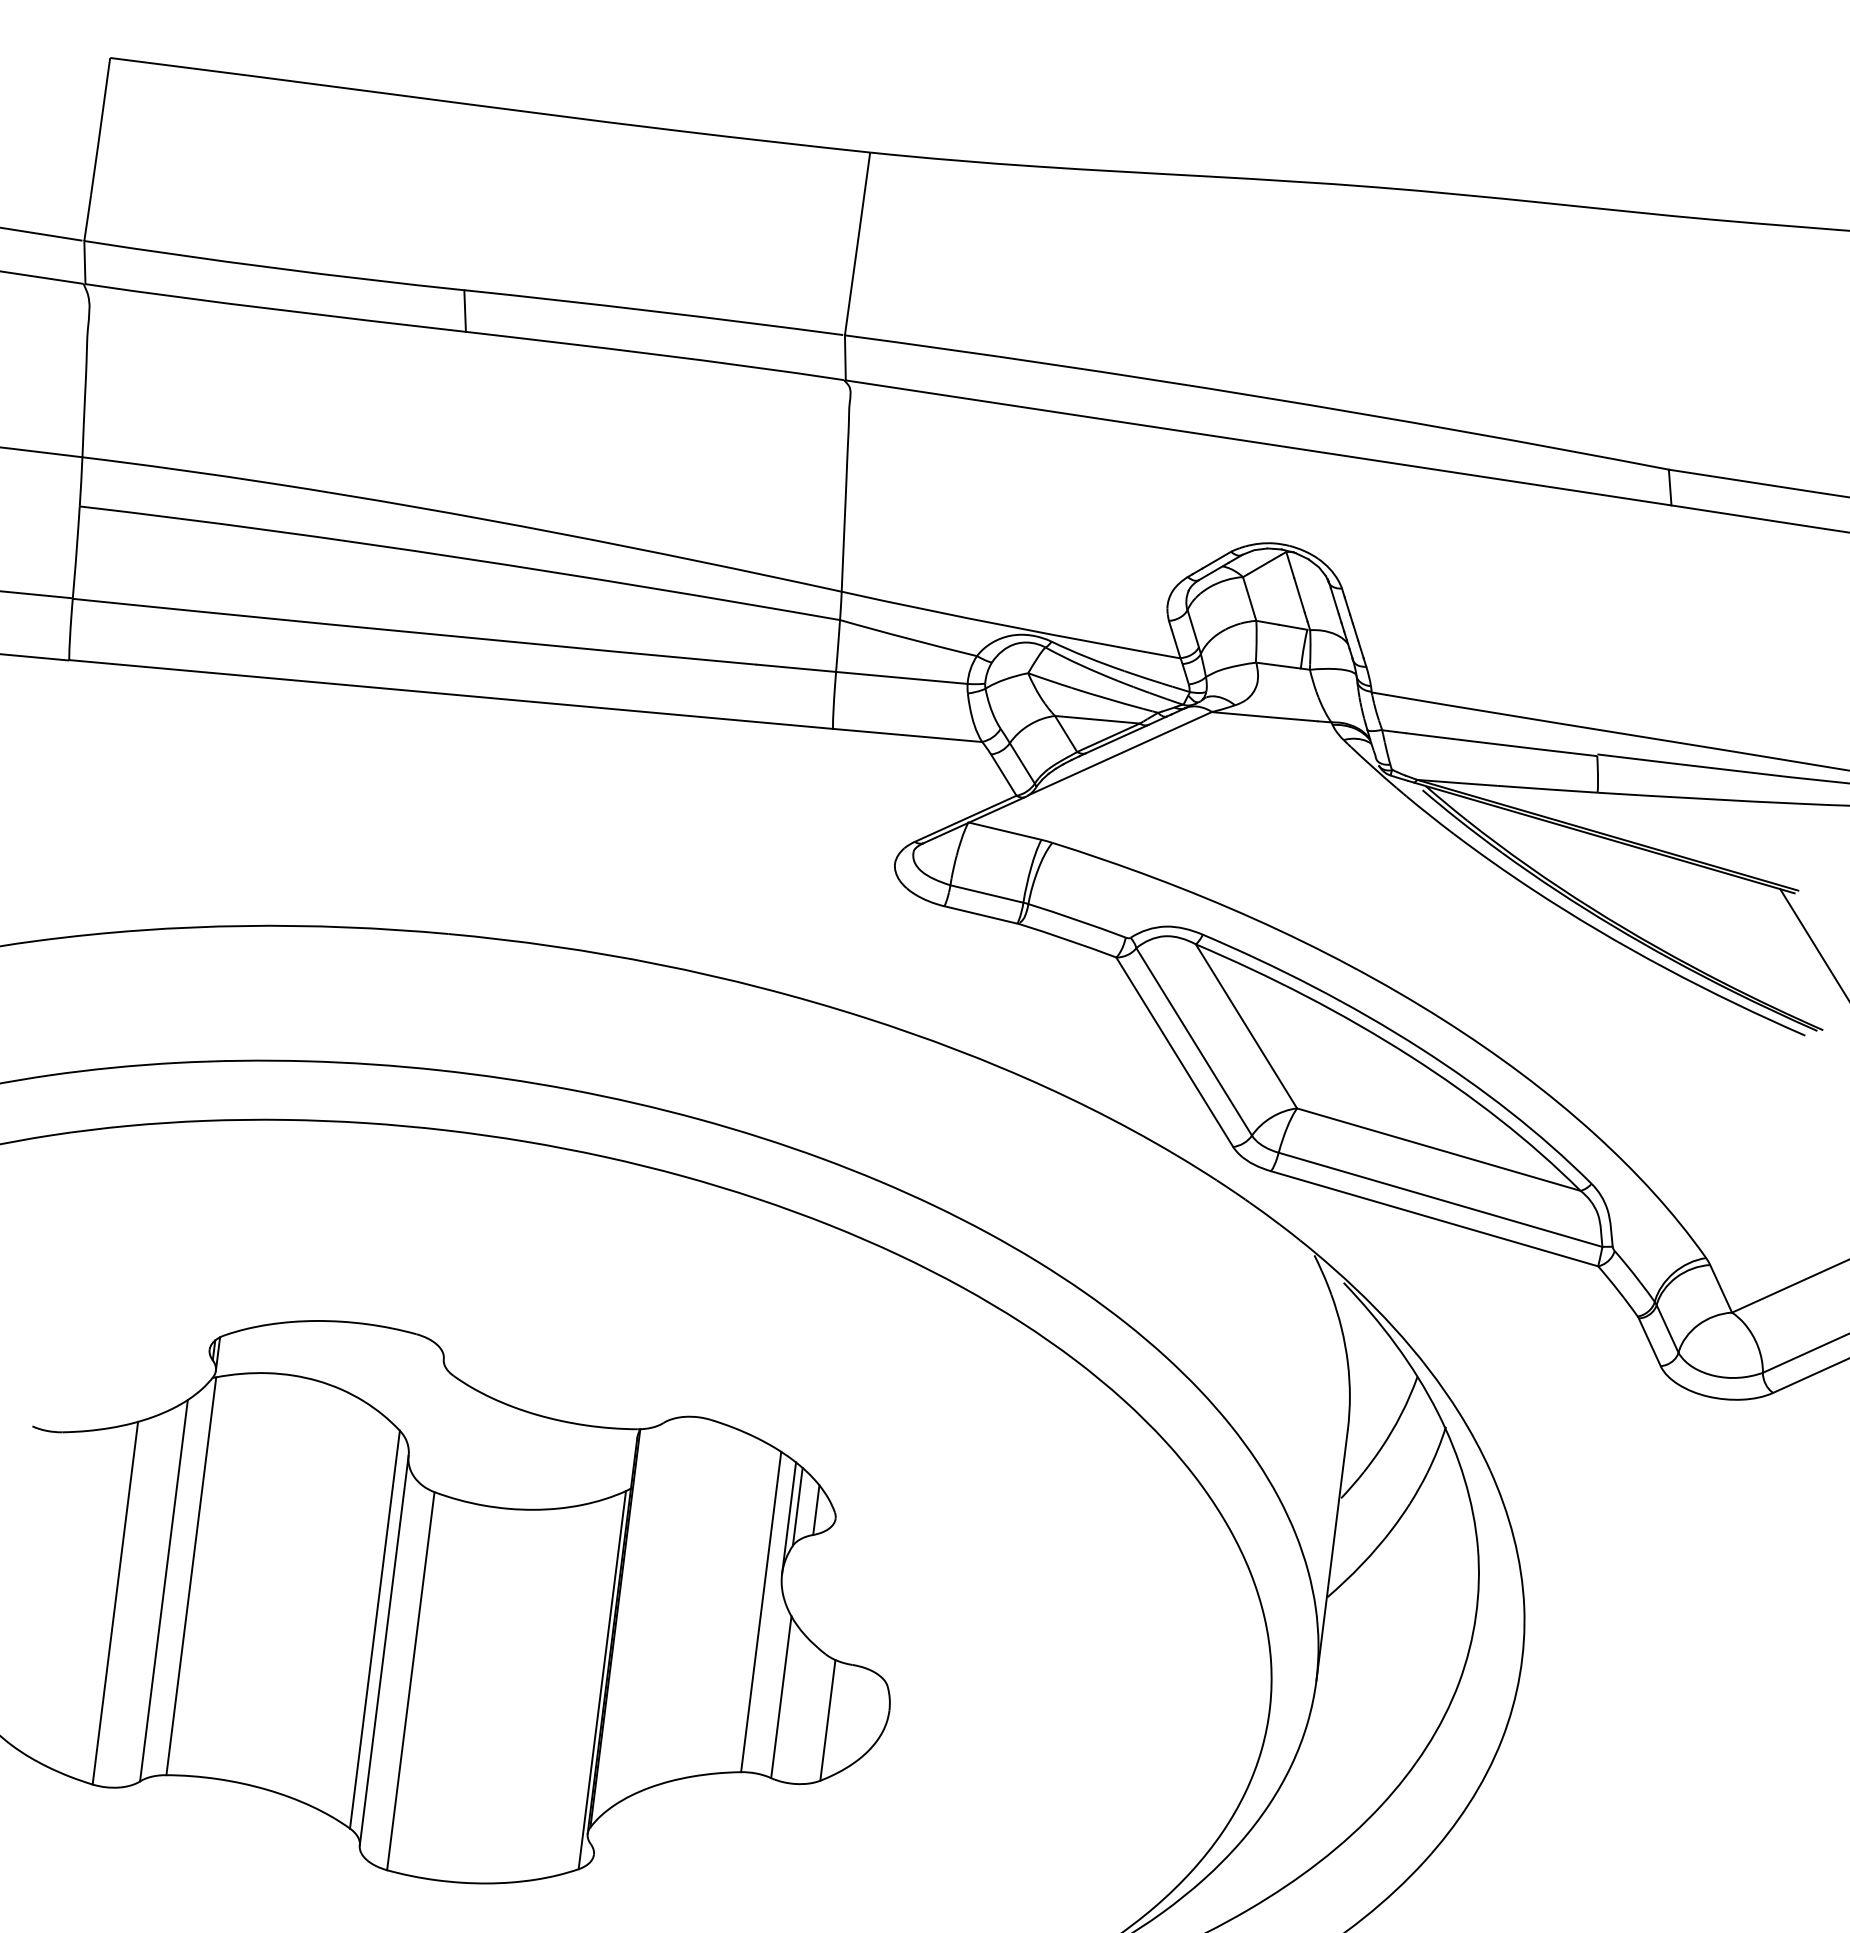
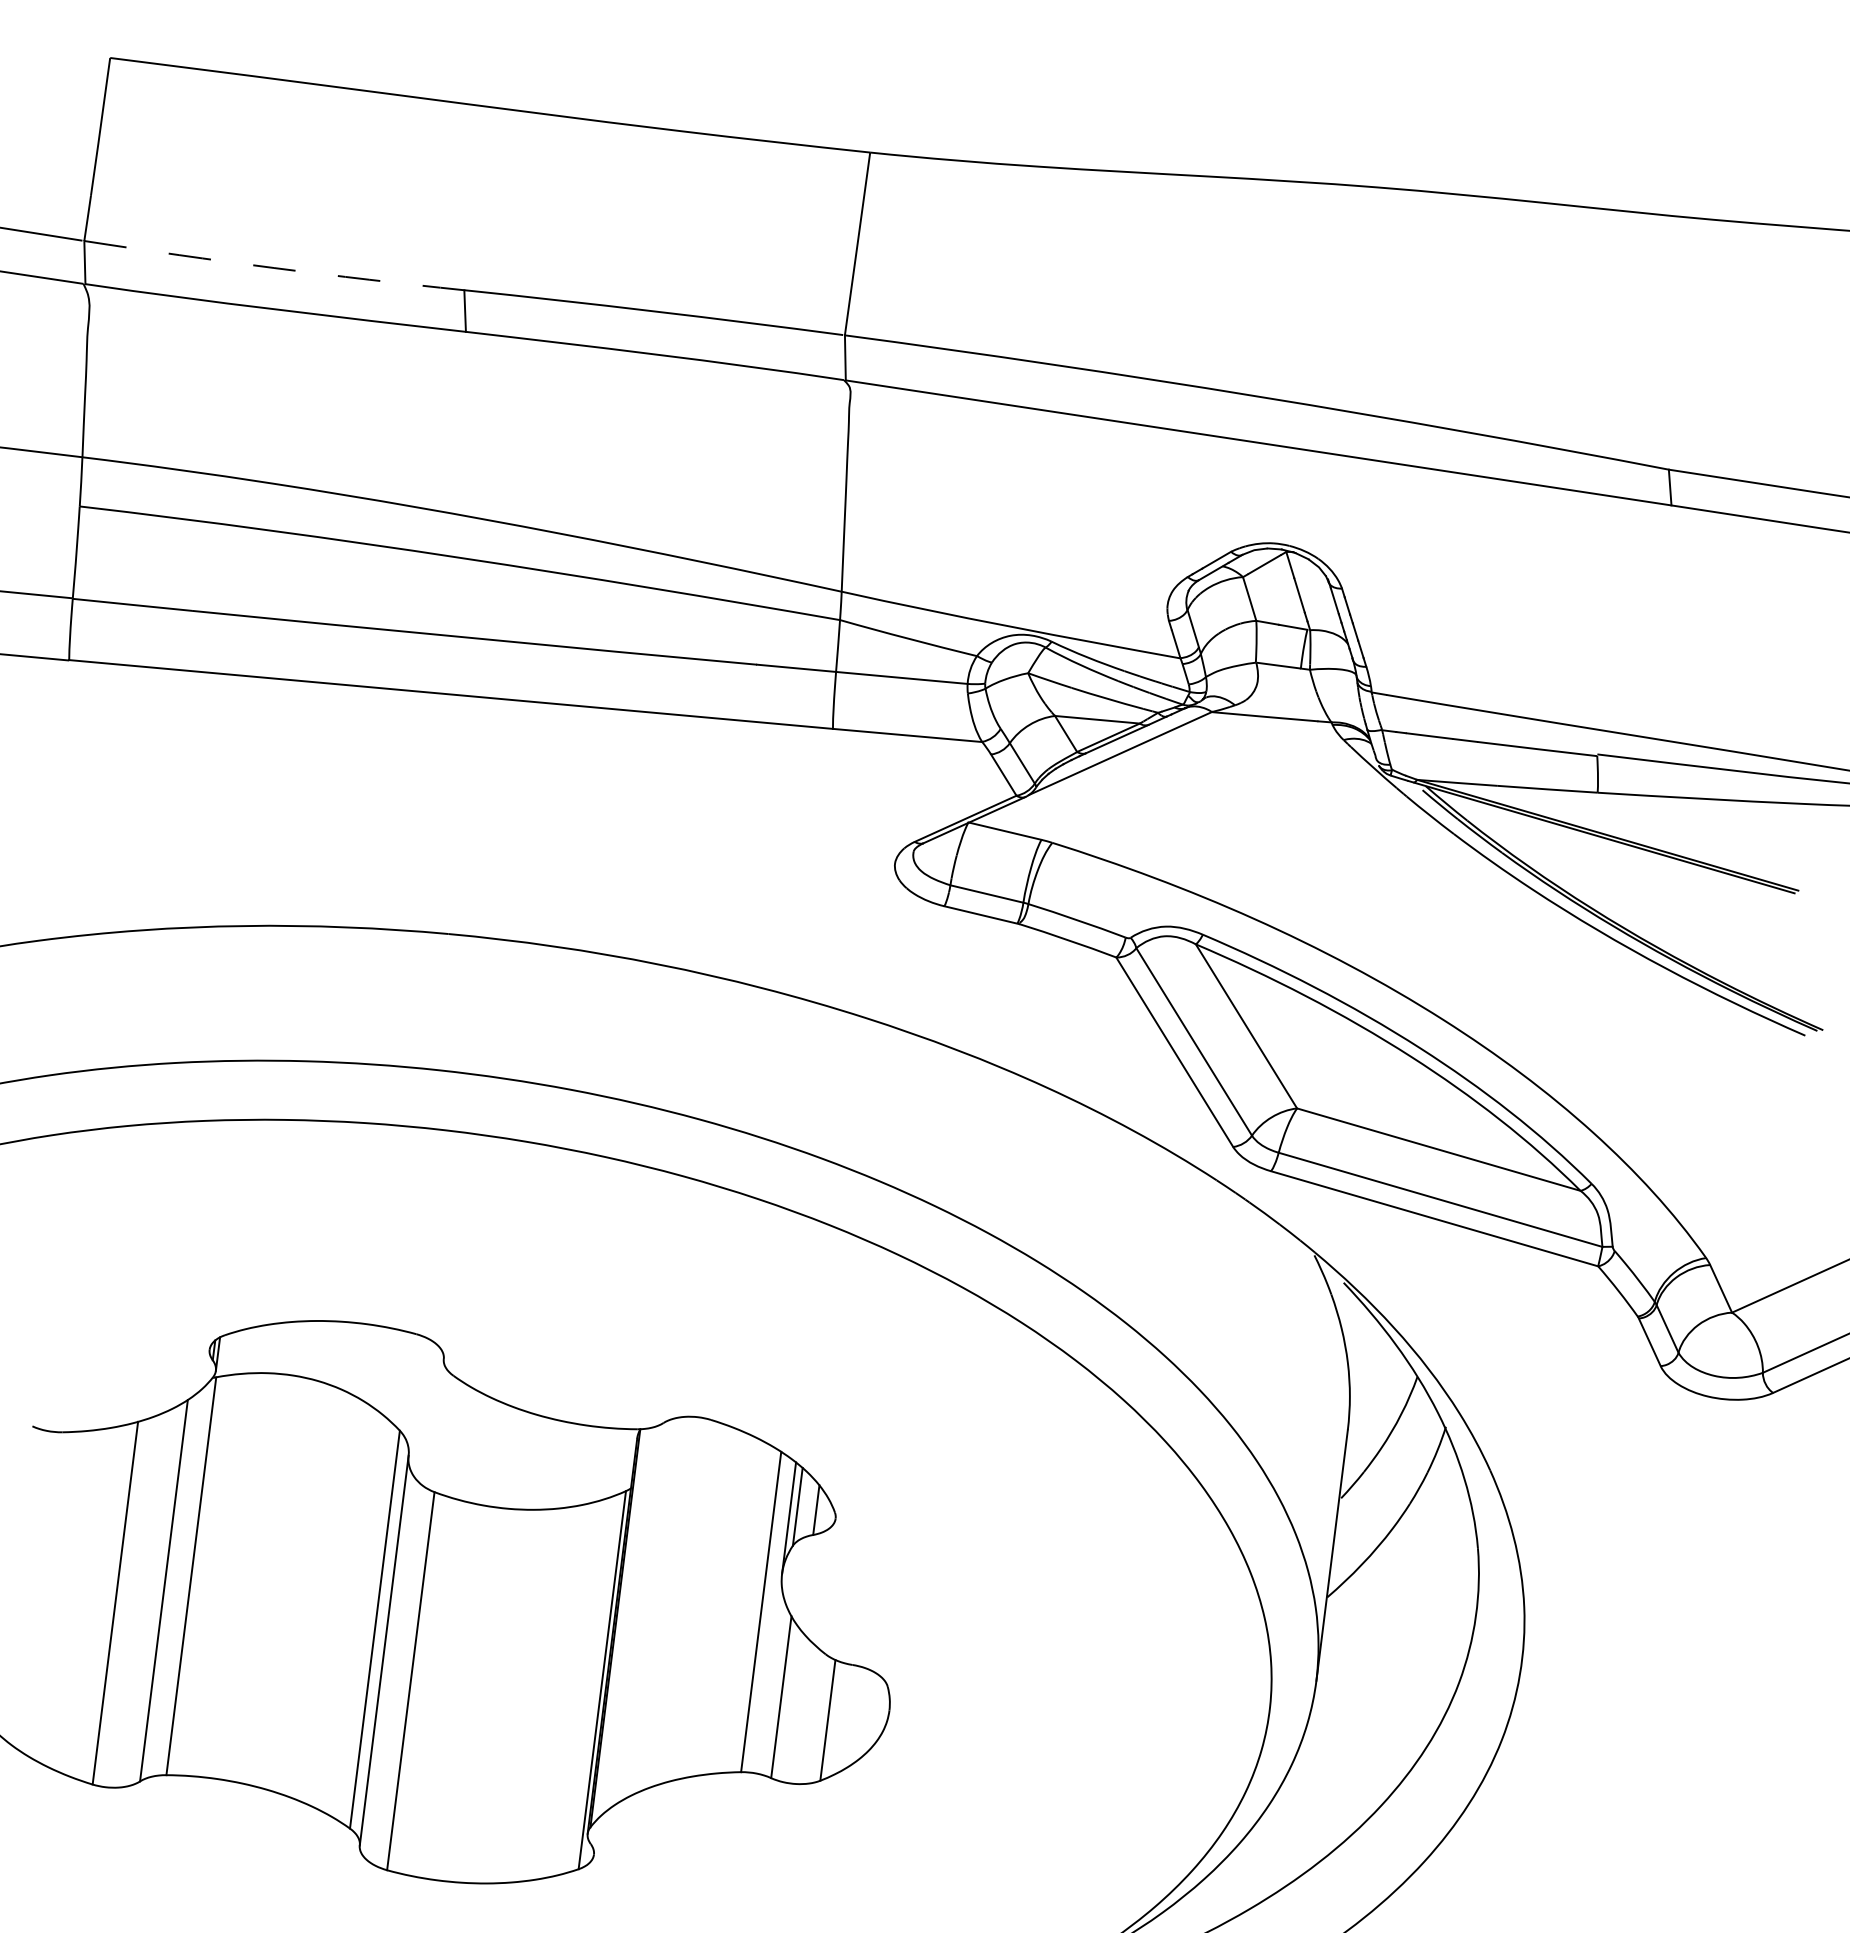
arc: solid -> dashed (274, 268)
line: present -> none (1813, 943)
